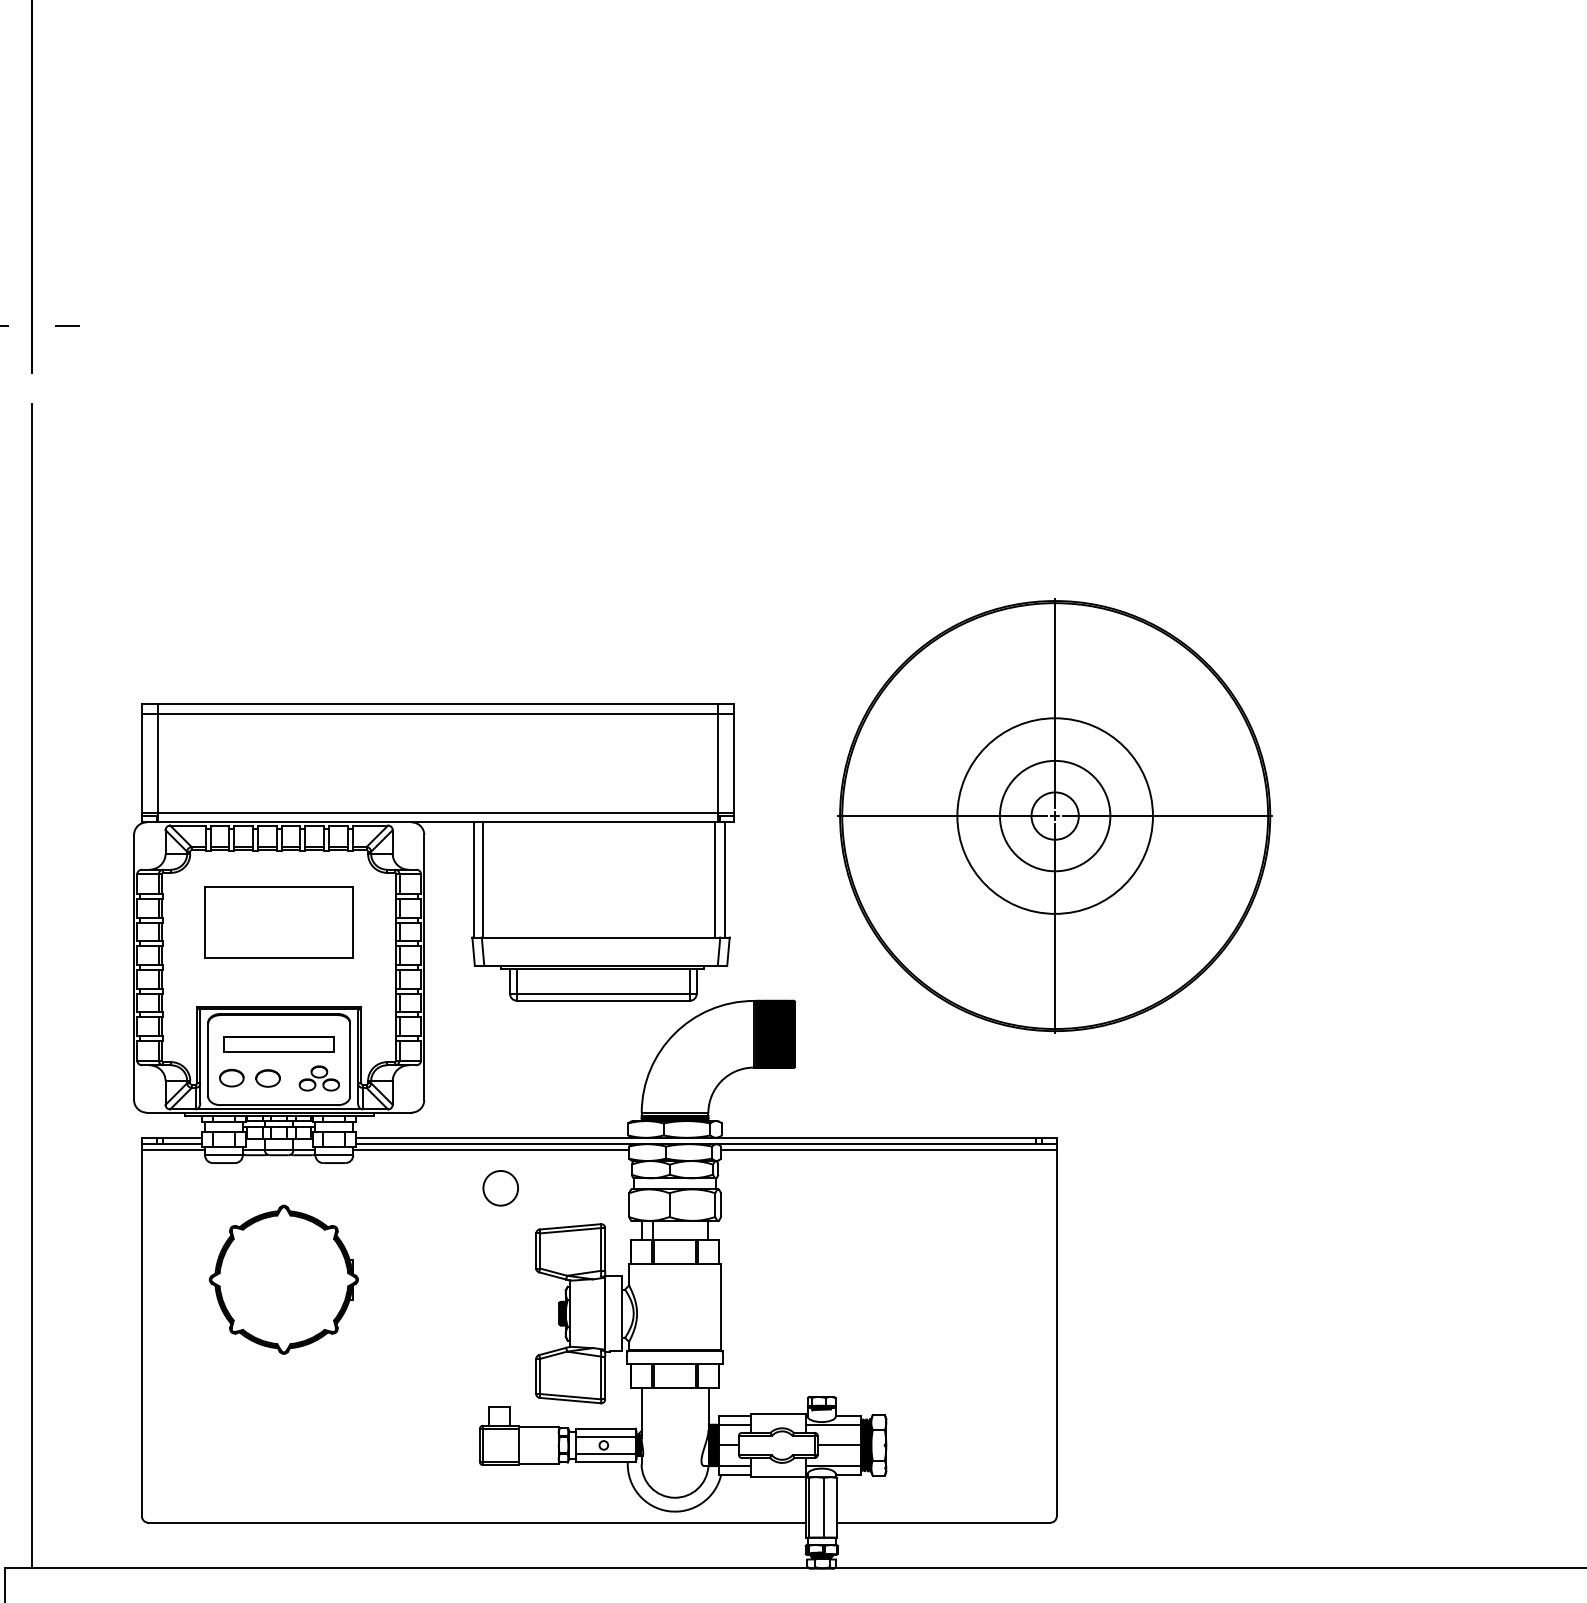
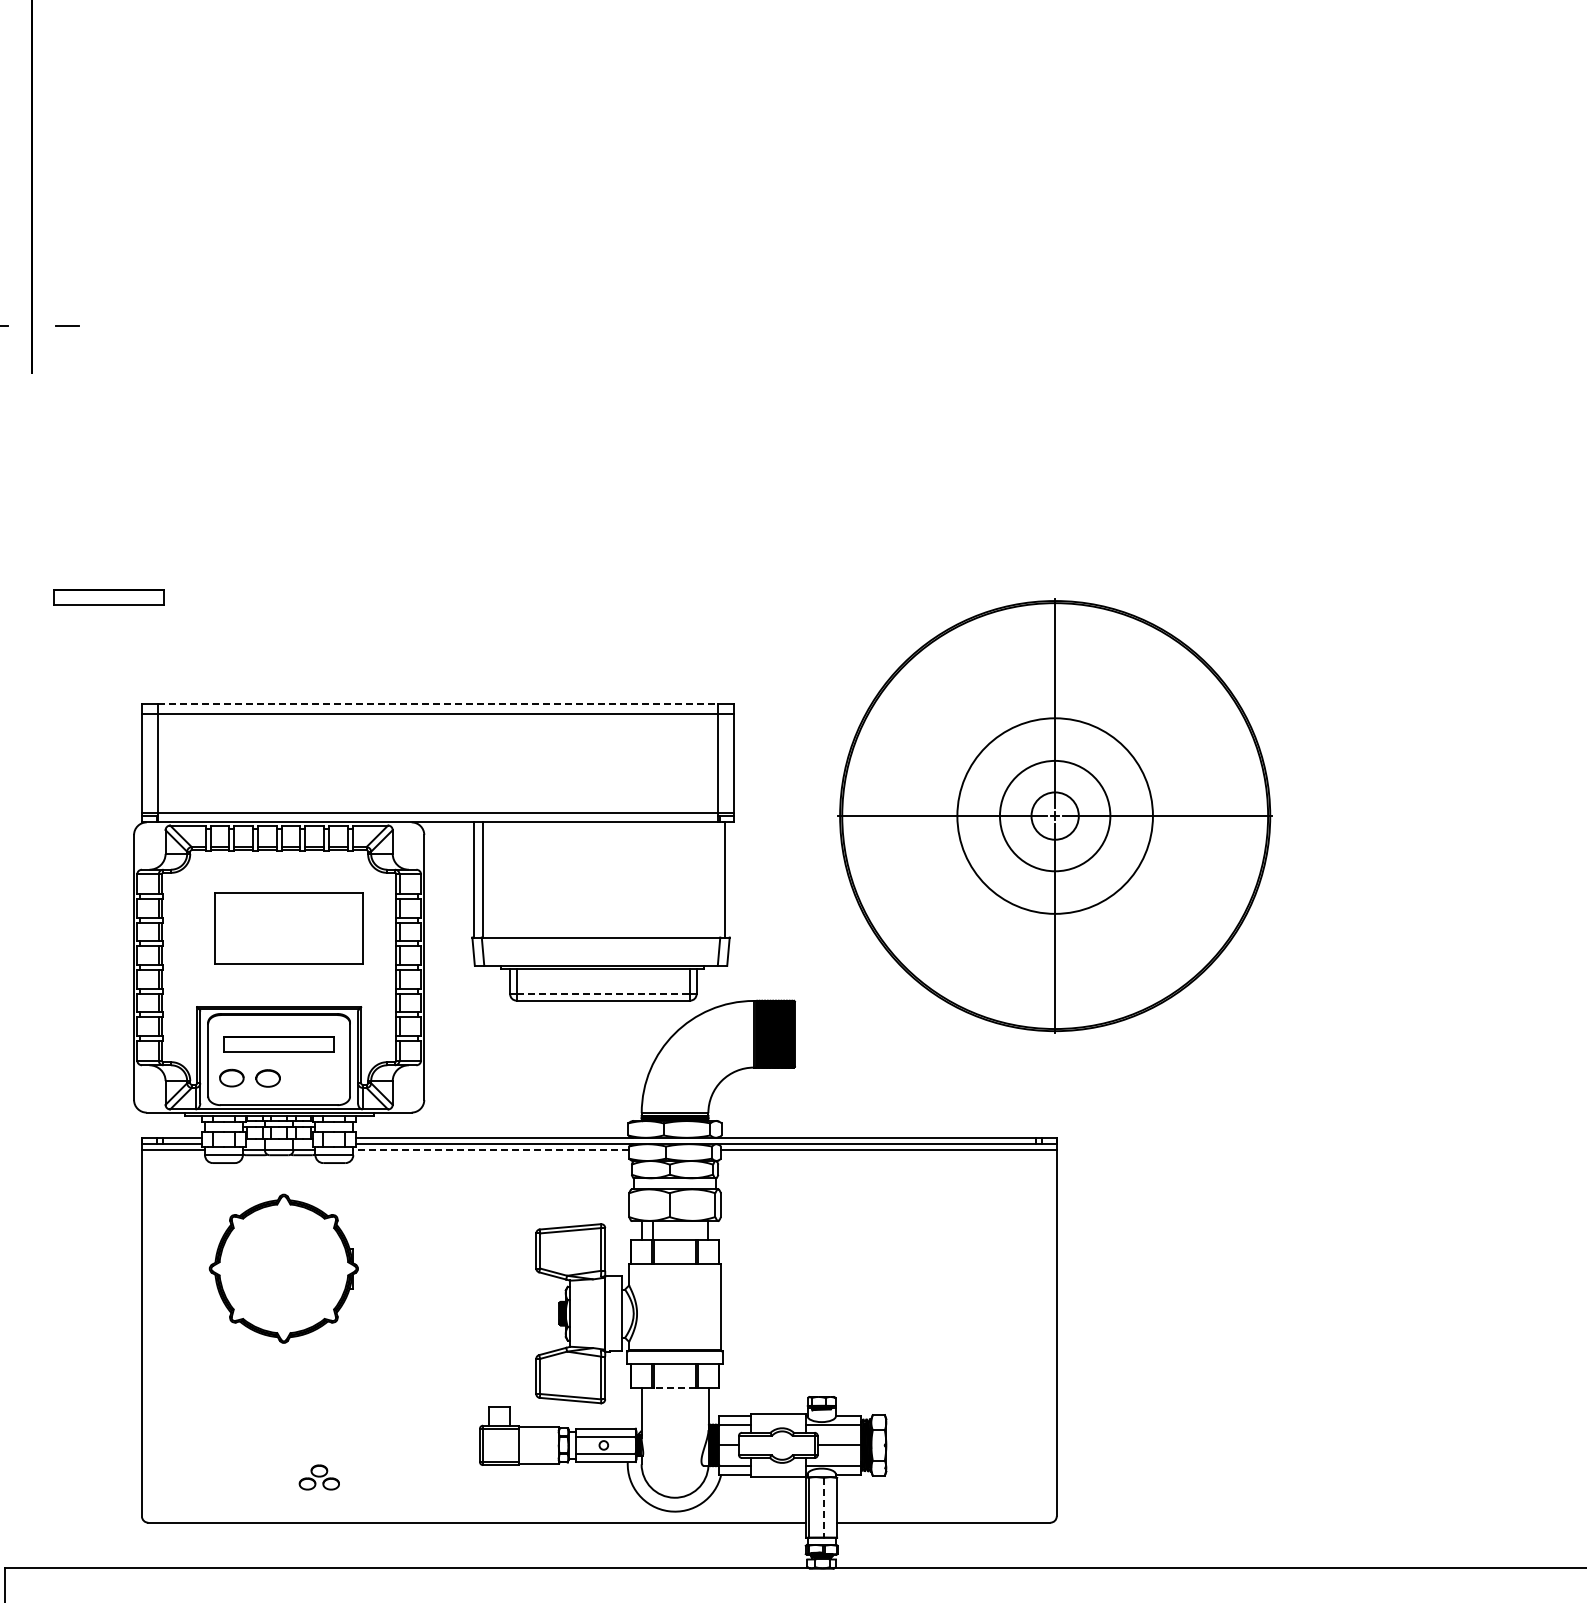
part: none -> present (108, 597)
line: solid -> dashed (438, 704)
line: present -> none (715, 879)
part position: (278, 922) -> (288, 928) (288, 928)
line: present -> none (31, 986)
line: solid -> dashed (603, 994)
part position: (318, 1078) -> (318, 1477) (318, 1477)
line: solid -> dashed (491, 1150)
circle: present -> none (500, 1188)
part position: (283, 1279) -> (283, 1268) (283, 1268)
line: solid -> dashed (675, 1387)
line: solid -> dashed (823, 1507)
